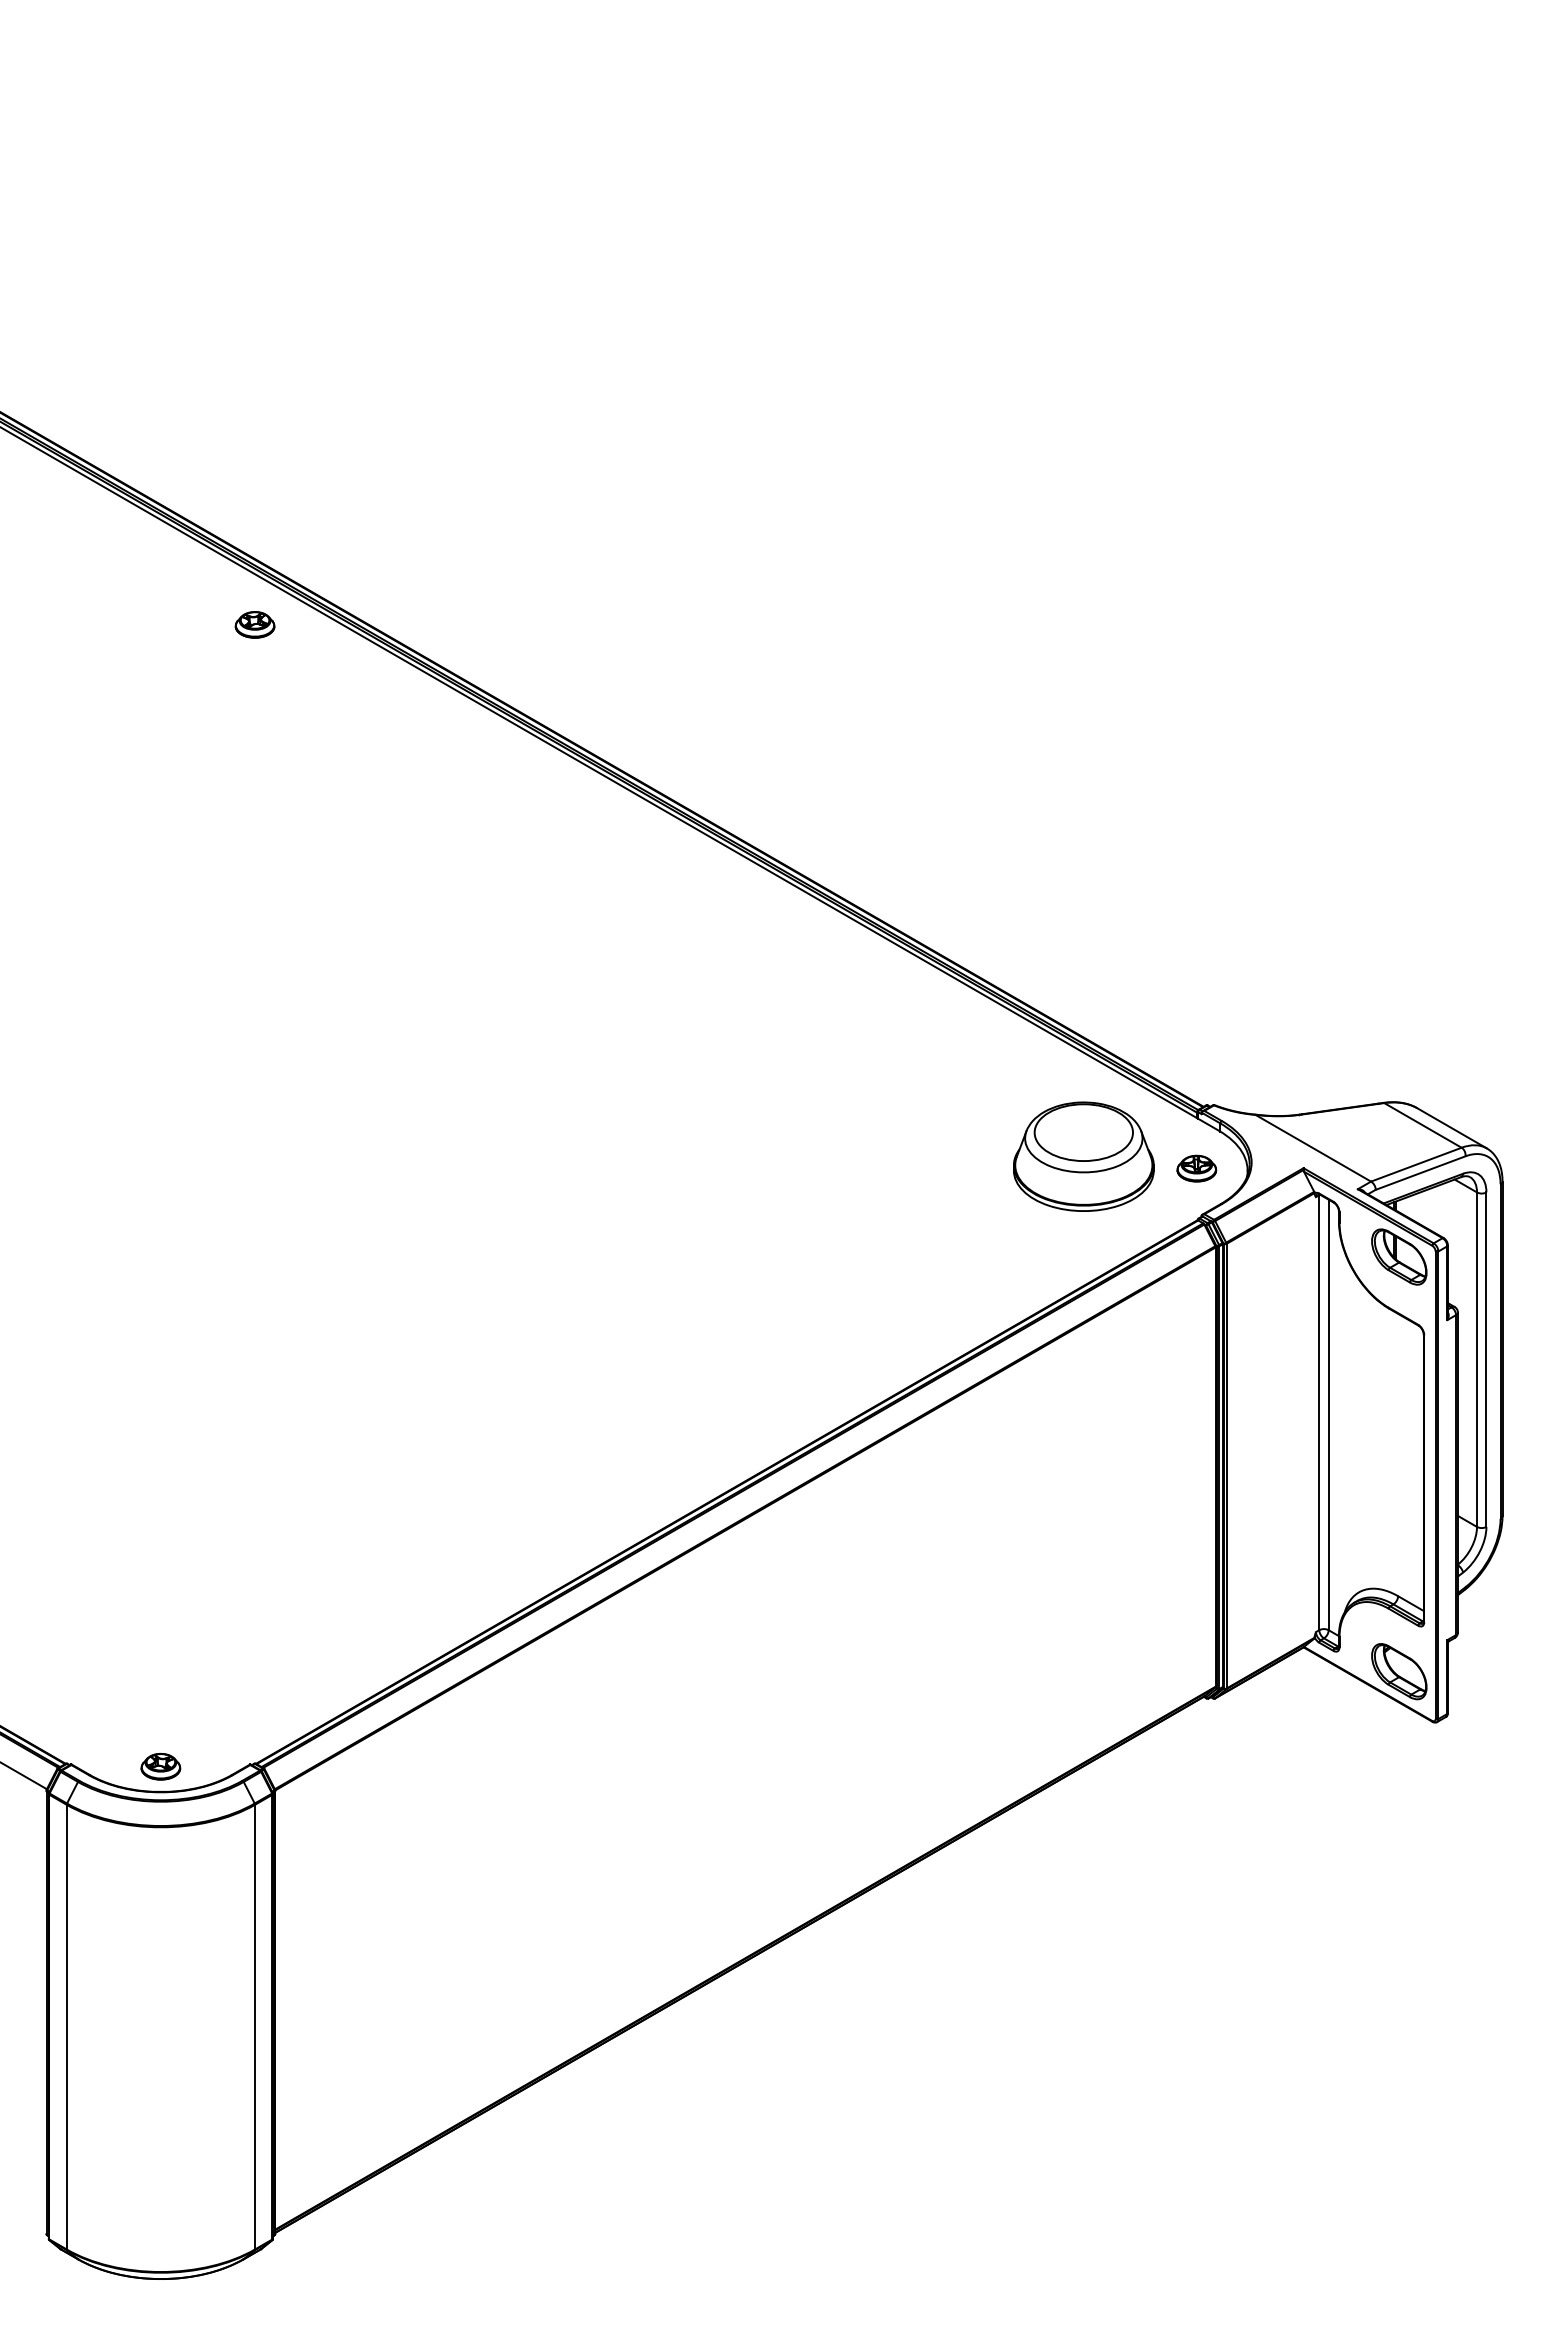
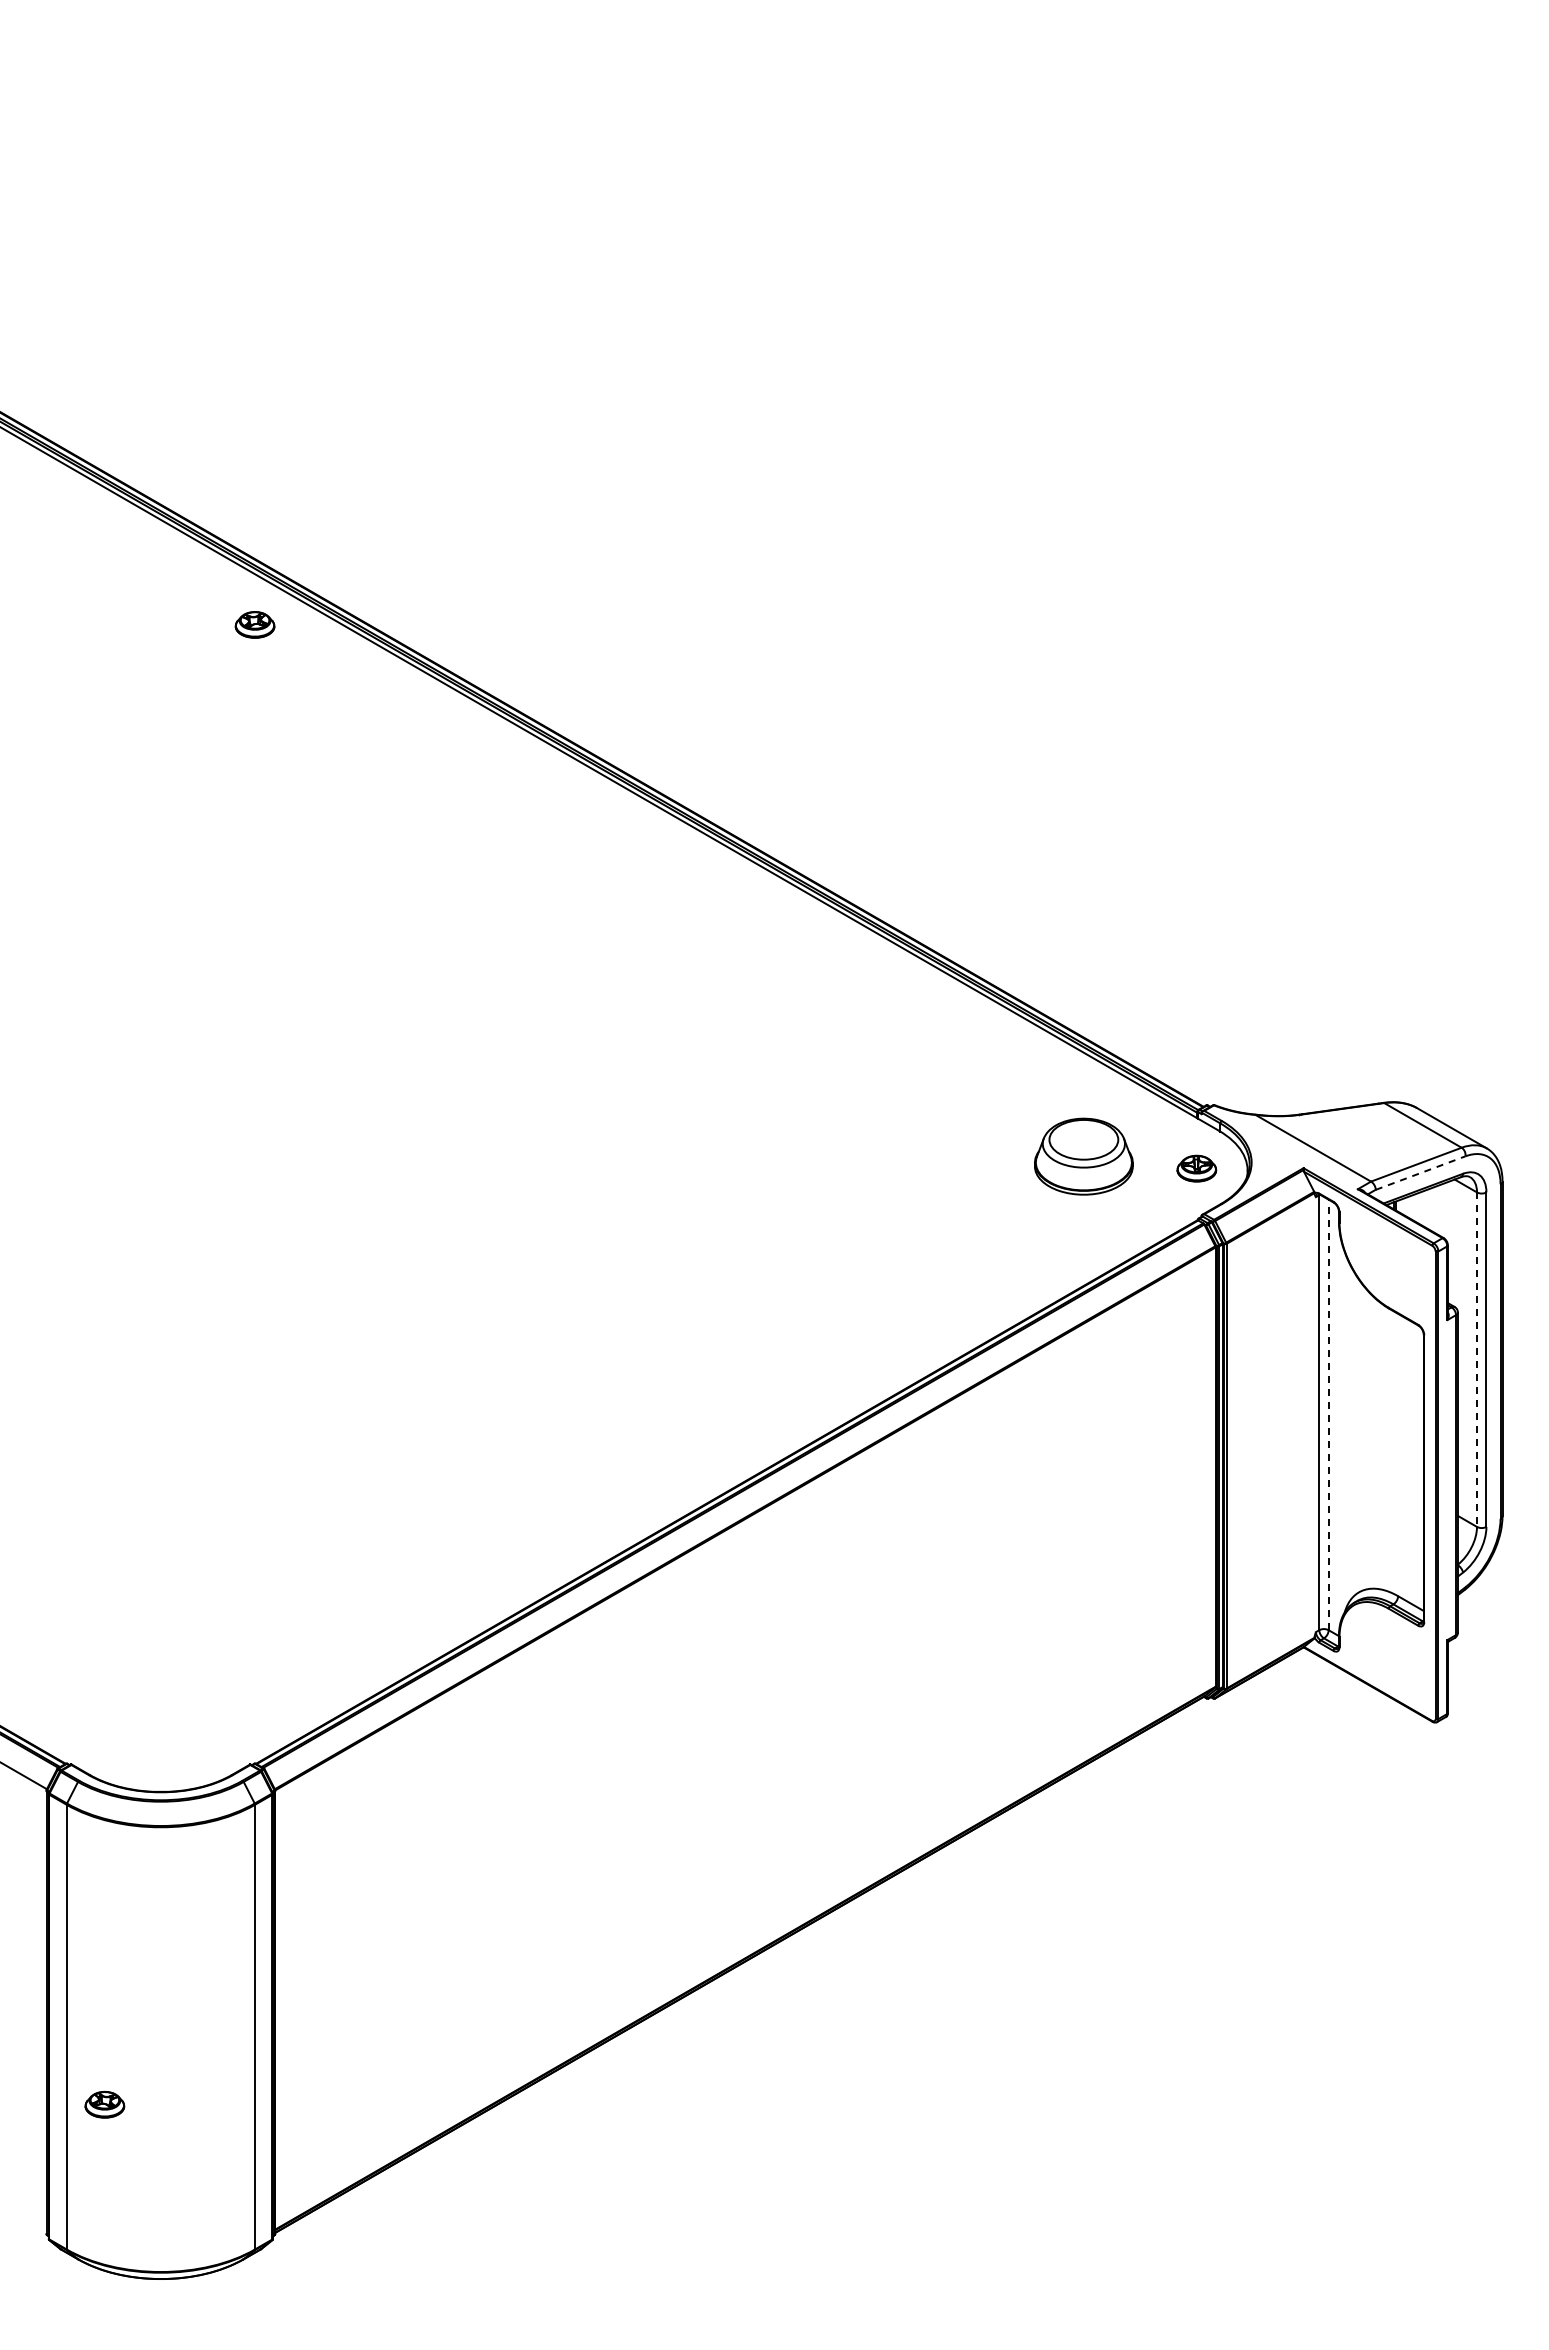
part size: 142x111 px -> 100x79 px (1083, 1156)
line: solid -> dashed (1420, 1173)
part: present -> none (1399, 1256)
line: solid -> dashed (1477, 1360)
line: solid -> dashed (1328, 1414)
part: present -> none (1399, 1671)
part position: (160, 1766) -> (104, 2104) (104, 2104)
